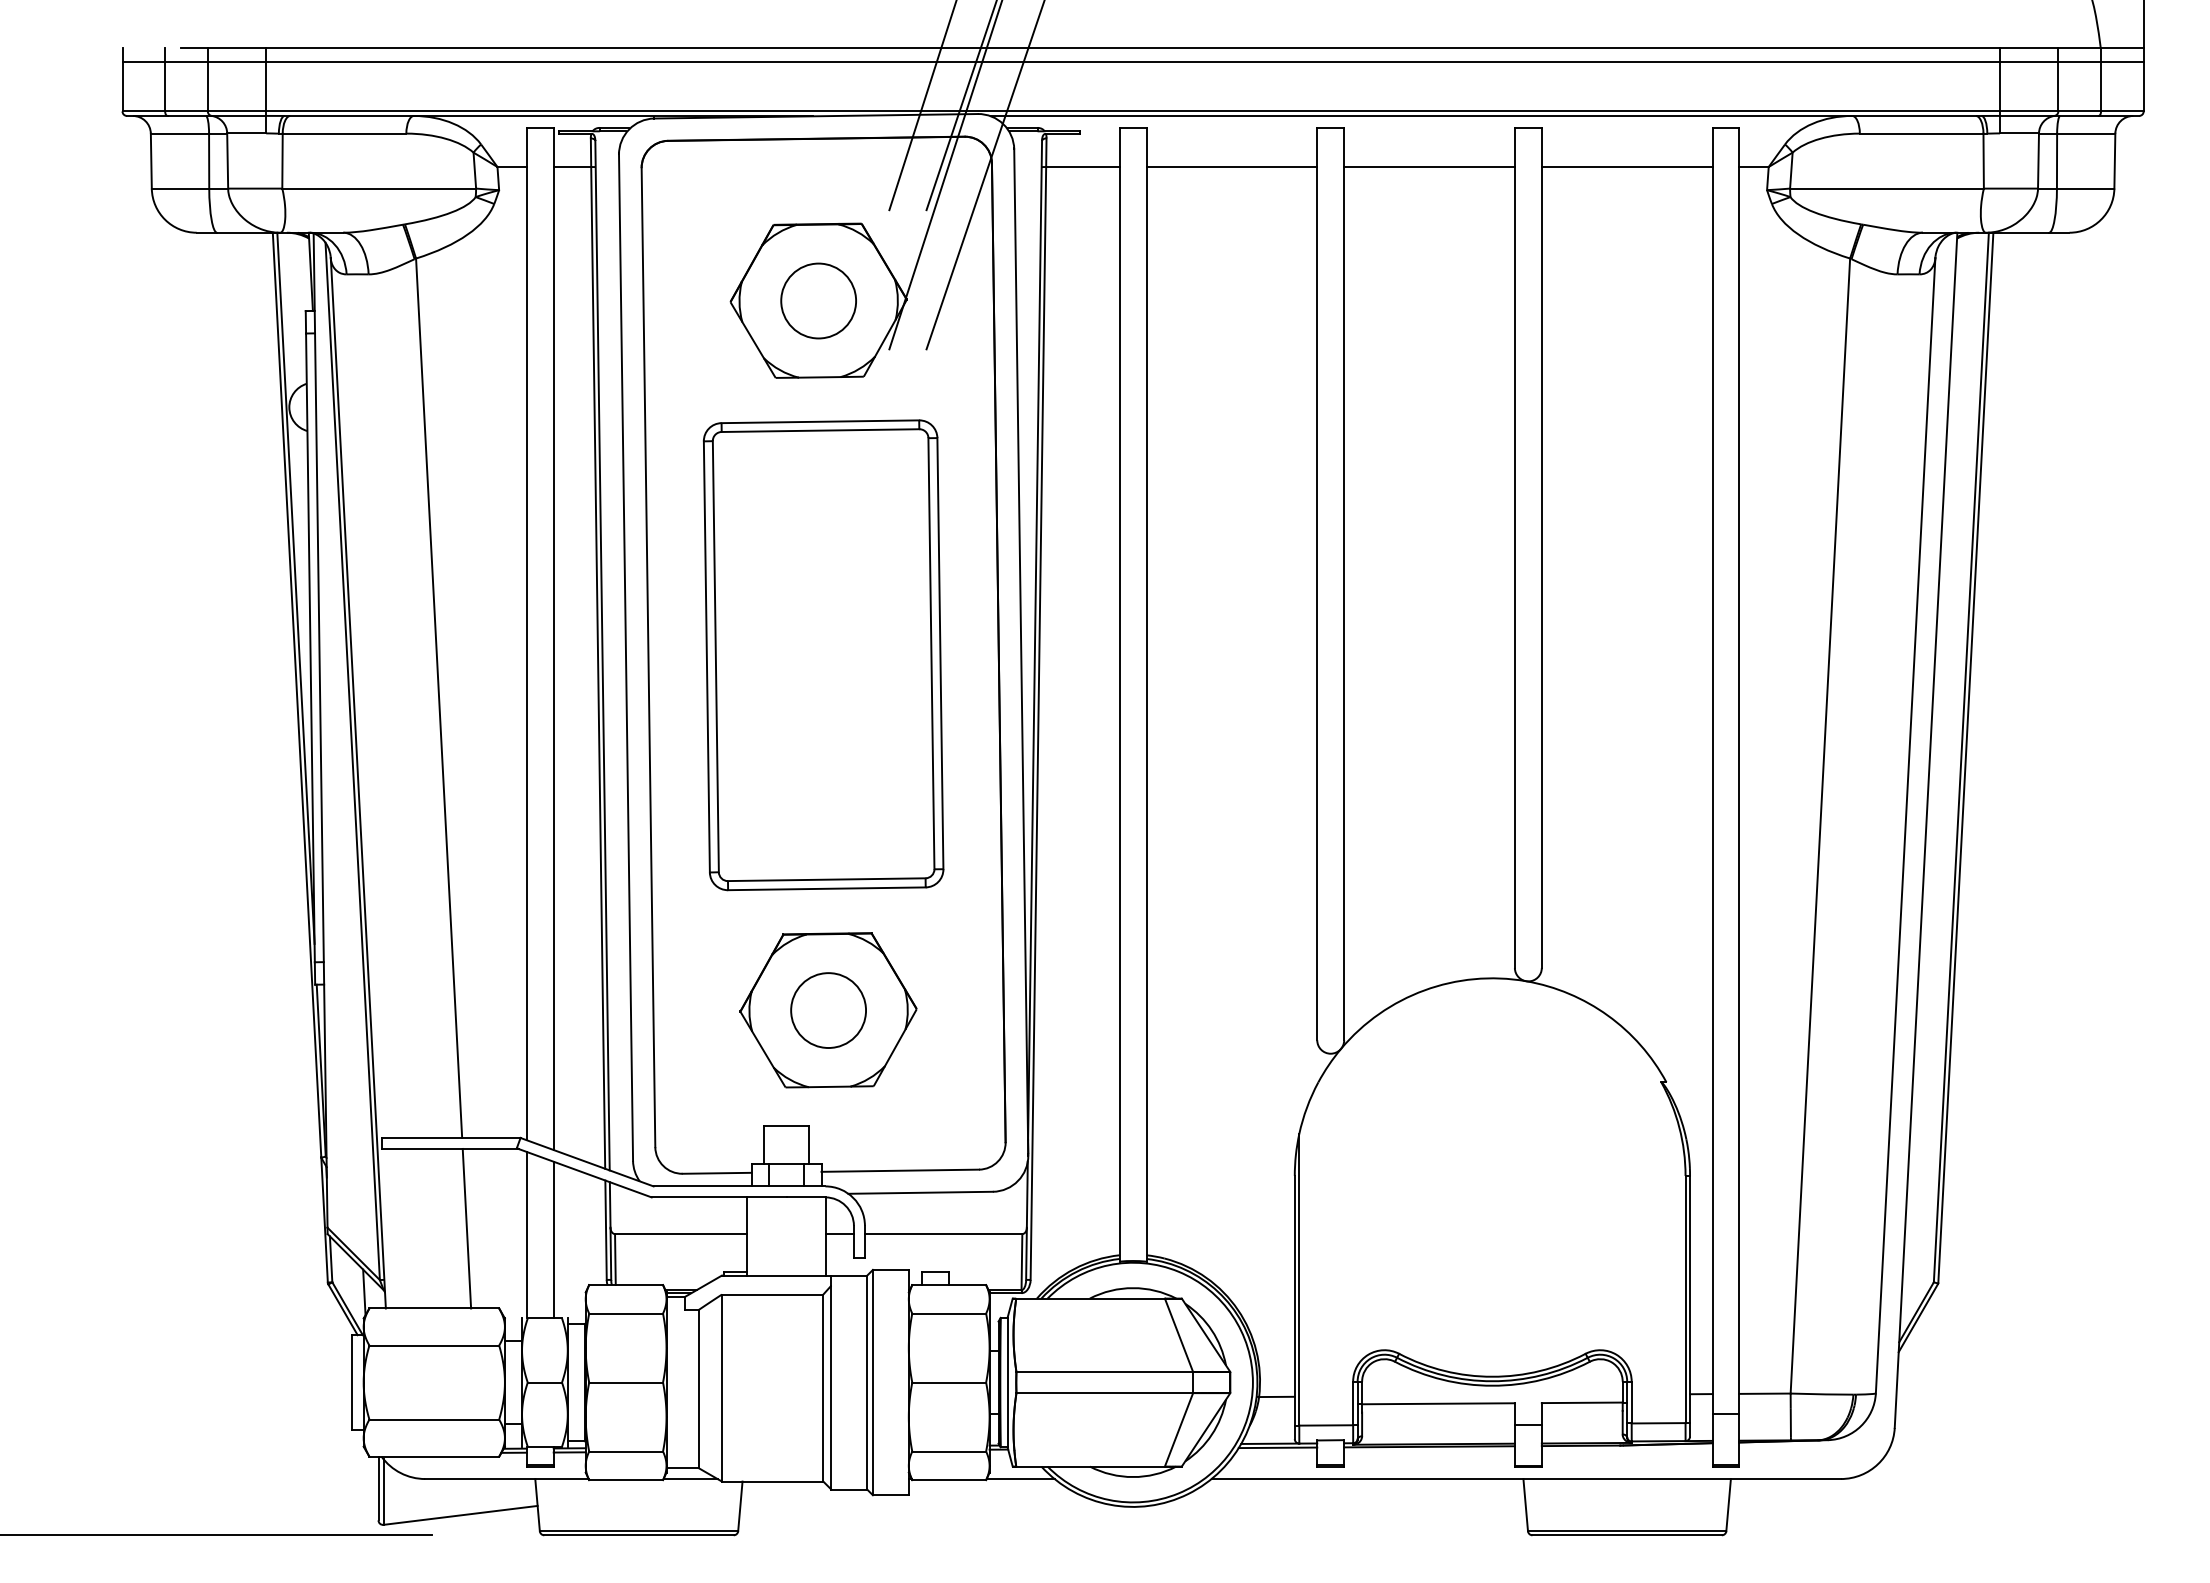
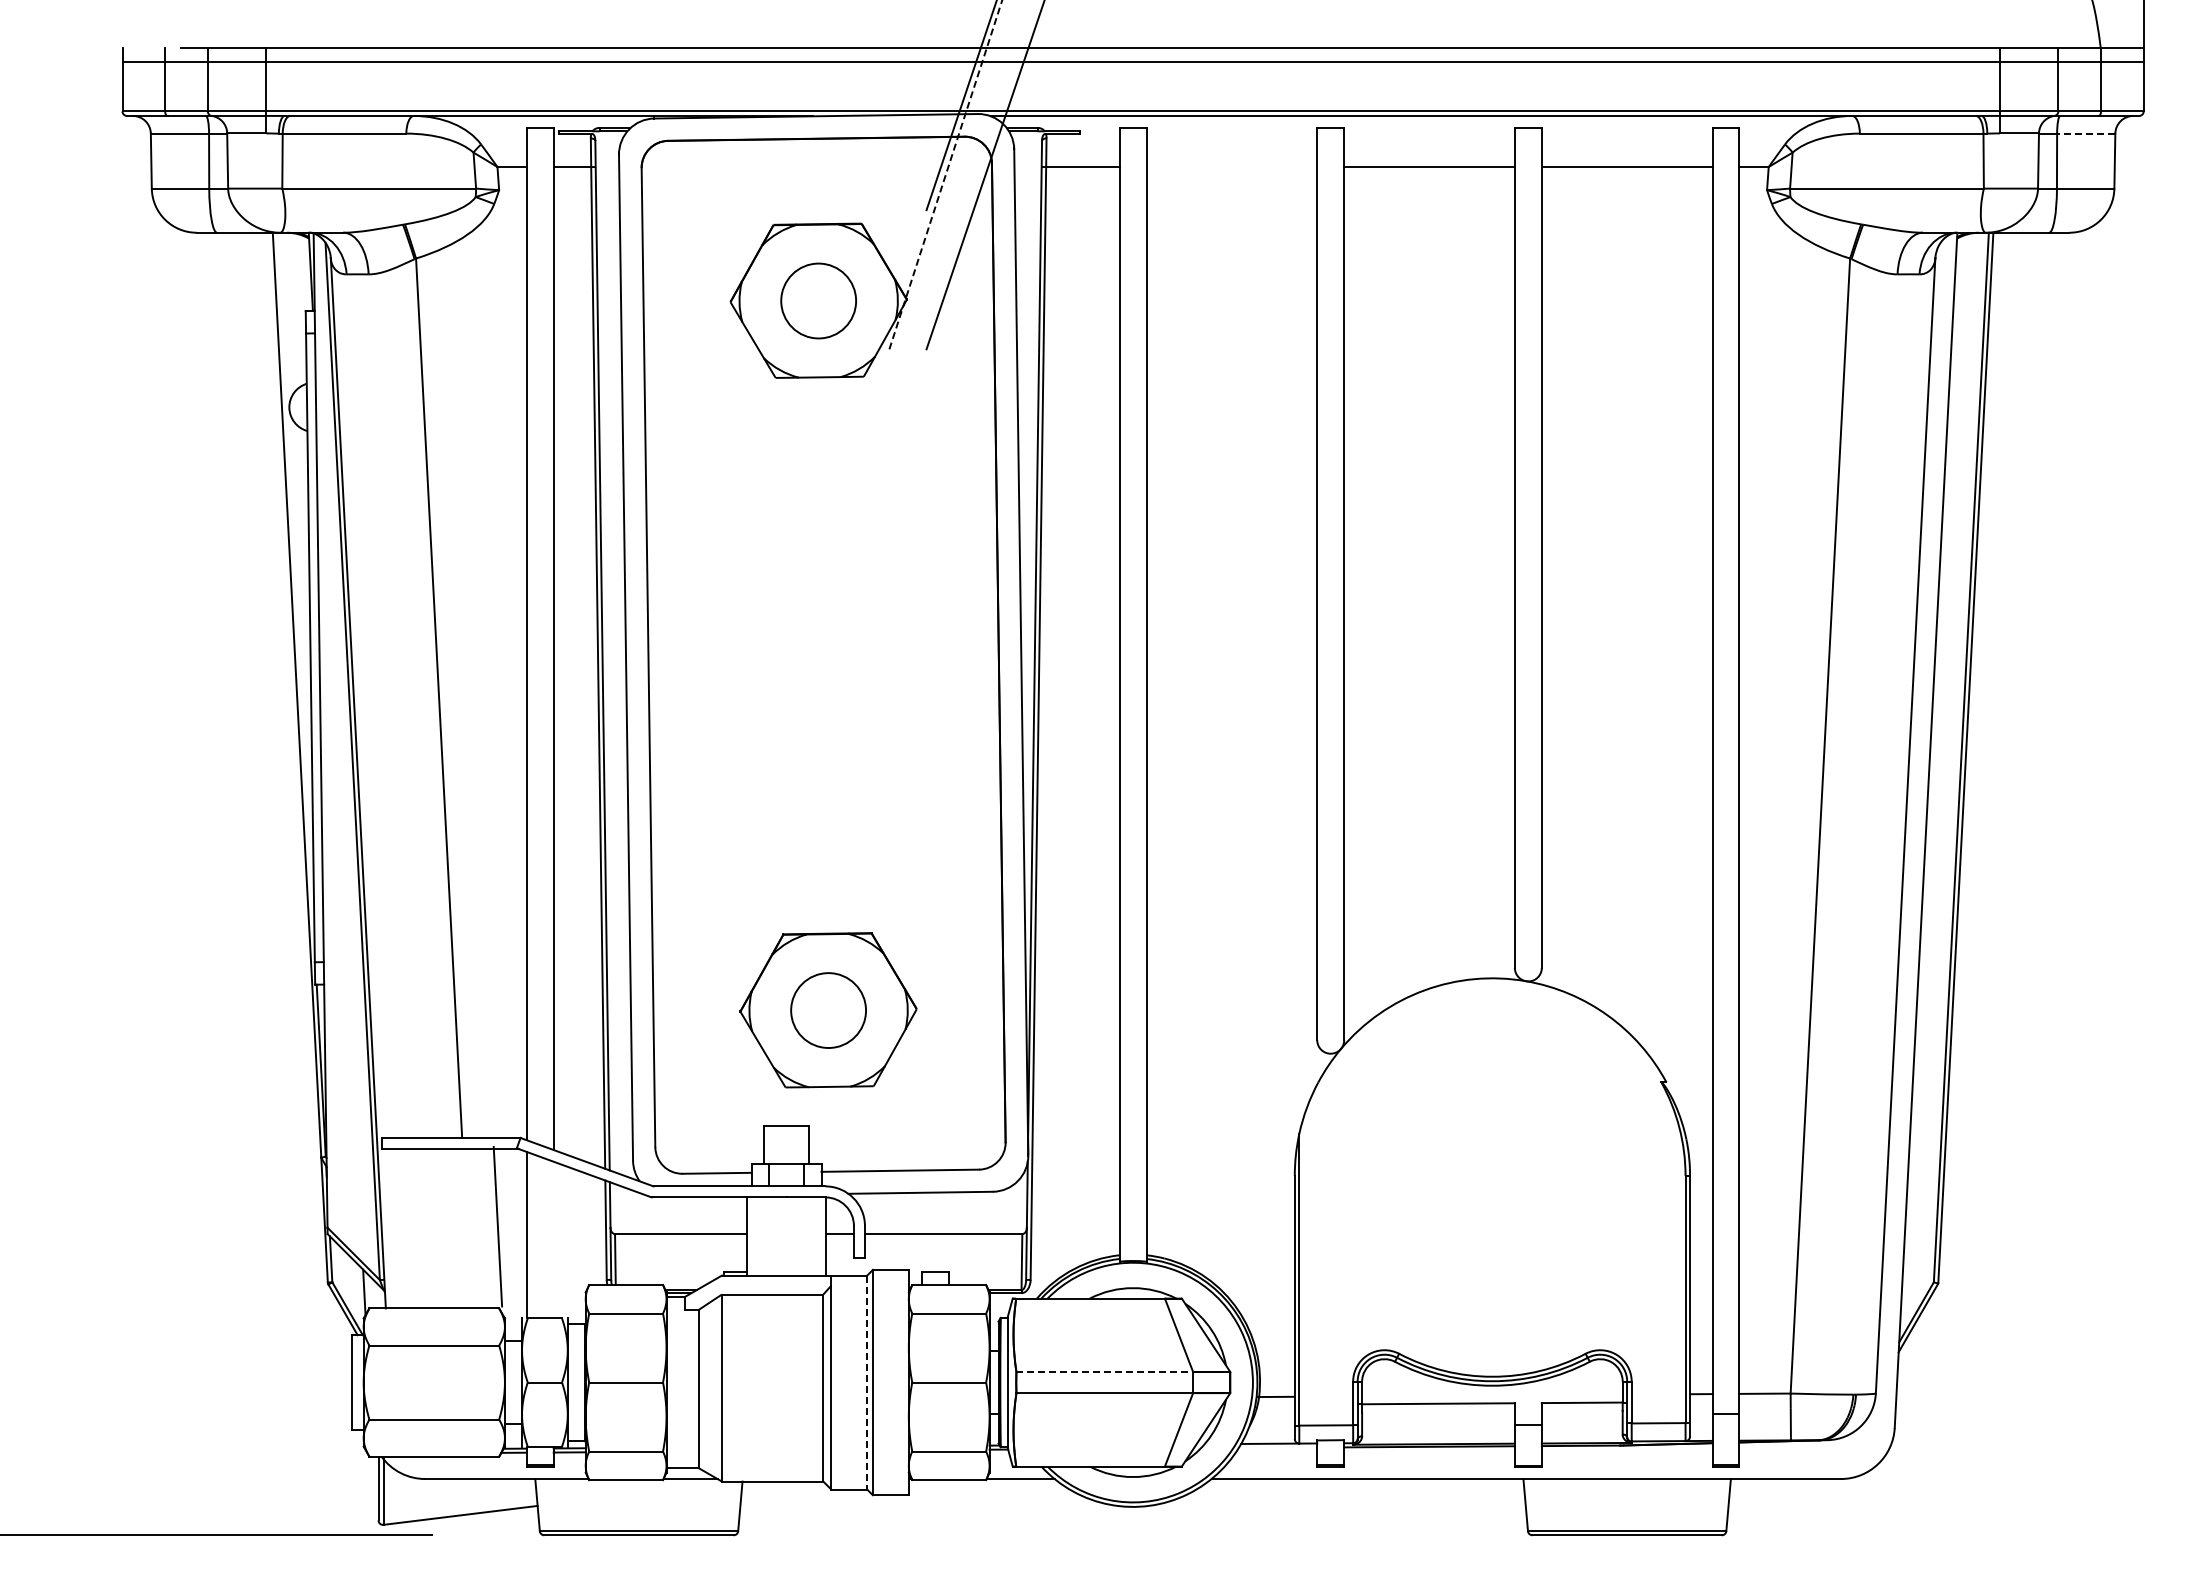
line: present -> none (922, 106)
line: solid -> dashed (2085, 133)
line: present -> none (1231, 167)
line: solid -> dashed (945, 174)
line: present -> none (295, 587)
part: present -> none (823, 655)
line position: (466, 1228) -> (497, 1226) (497, 1226)
line: present -> none (553, 1239)
line: solid -> dashed (1105, 1372)
line: solid -> dashed (867, 1383)
line: present -> none (1277, 1447)
